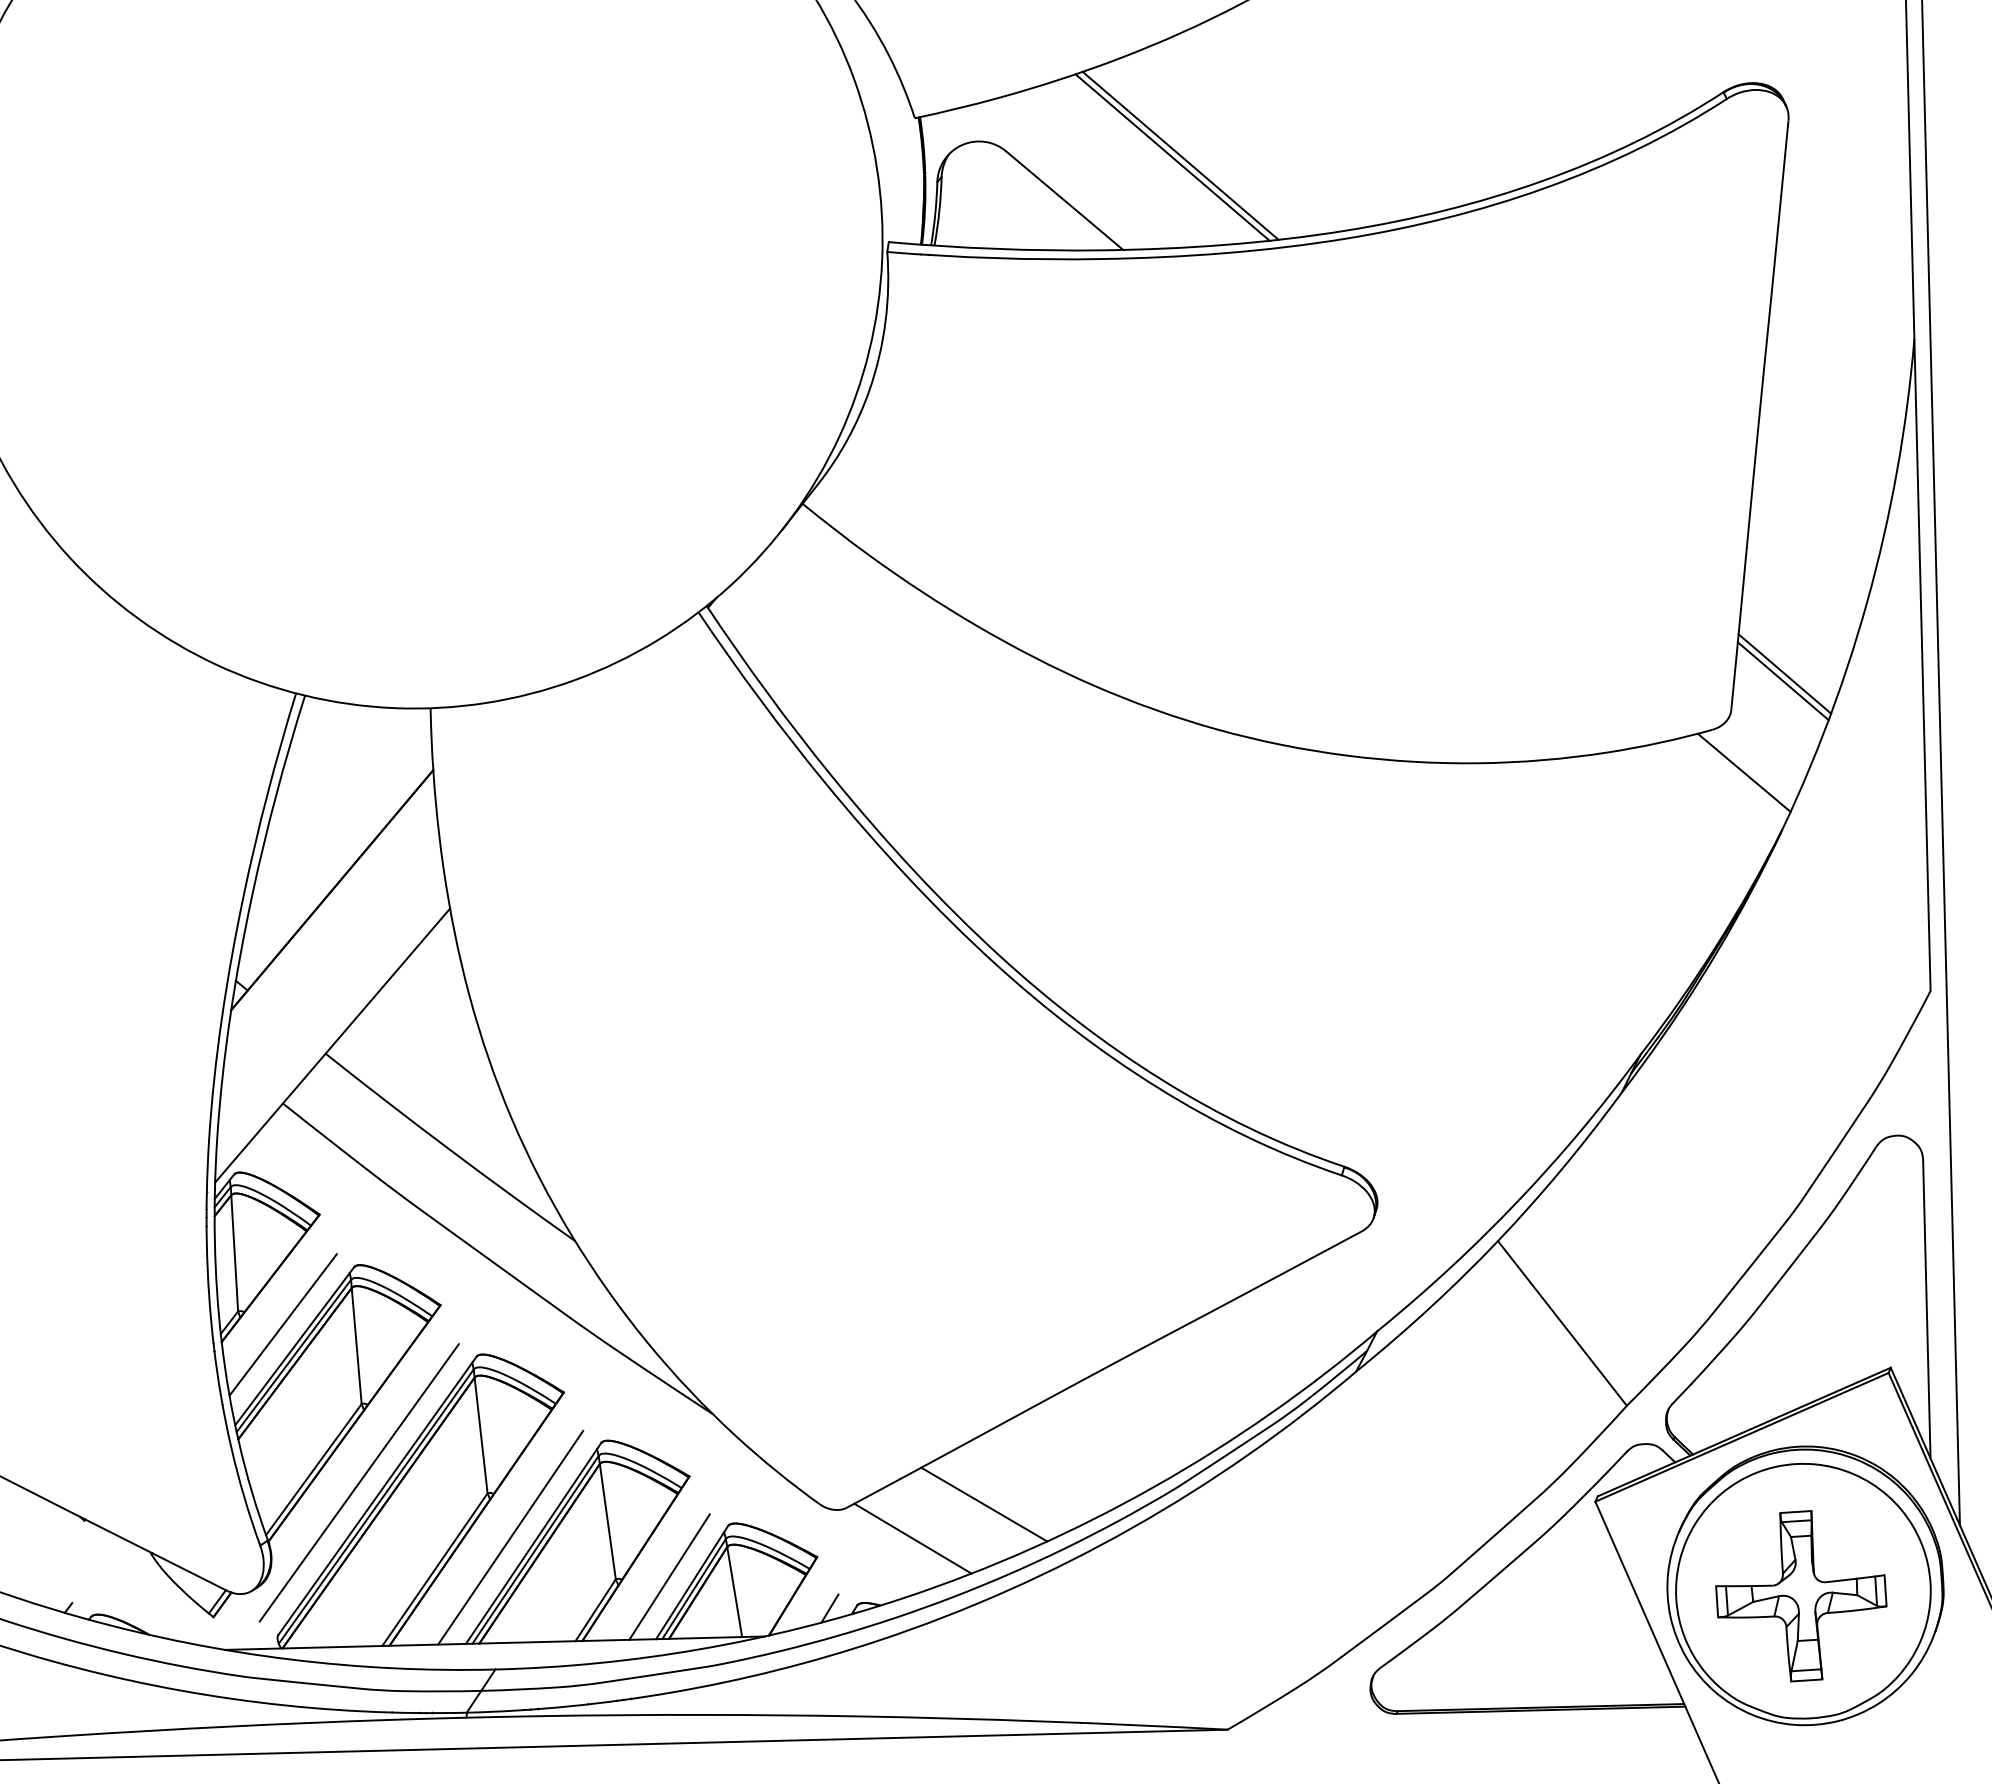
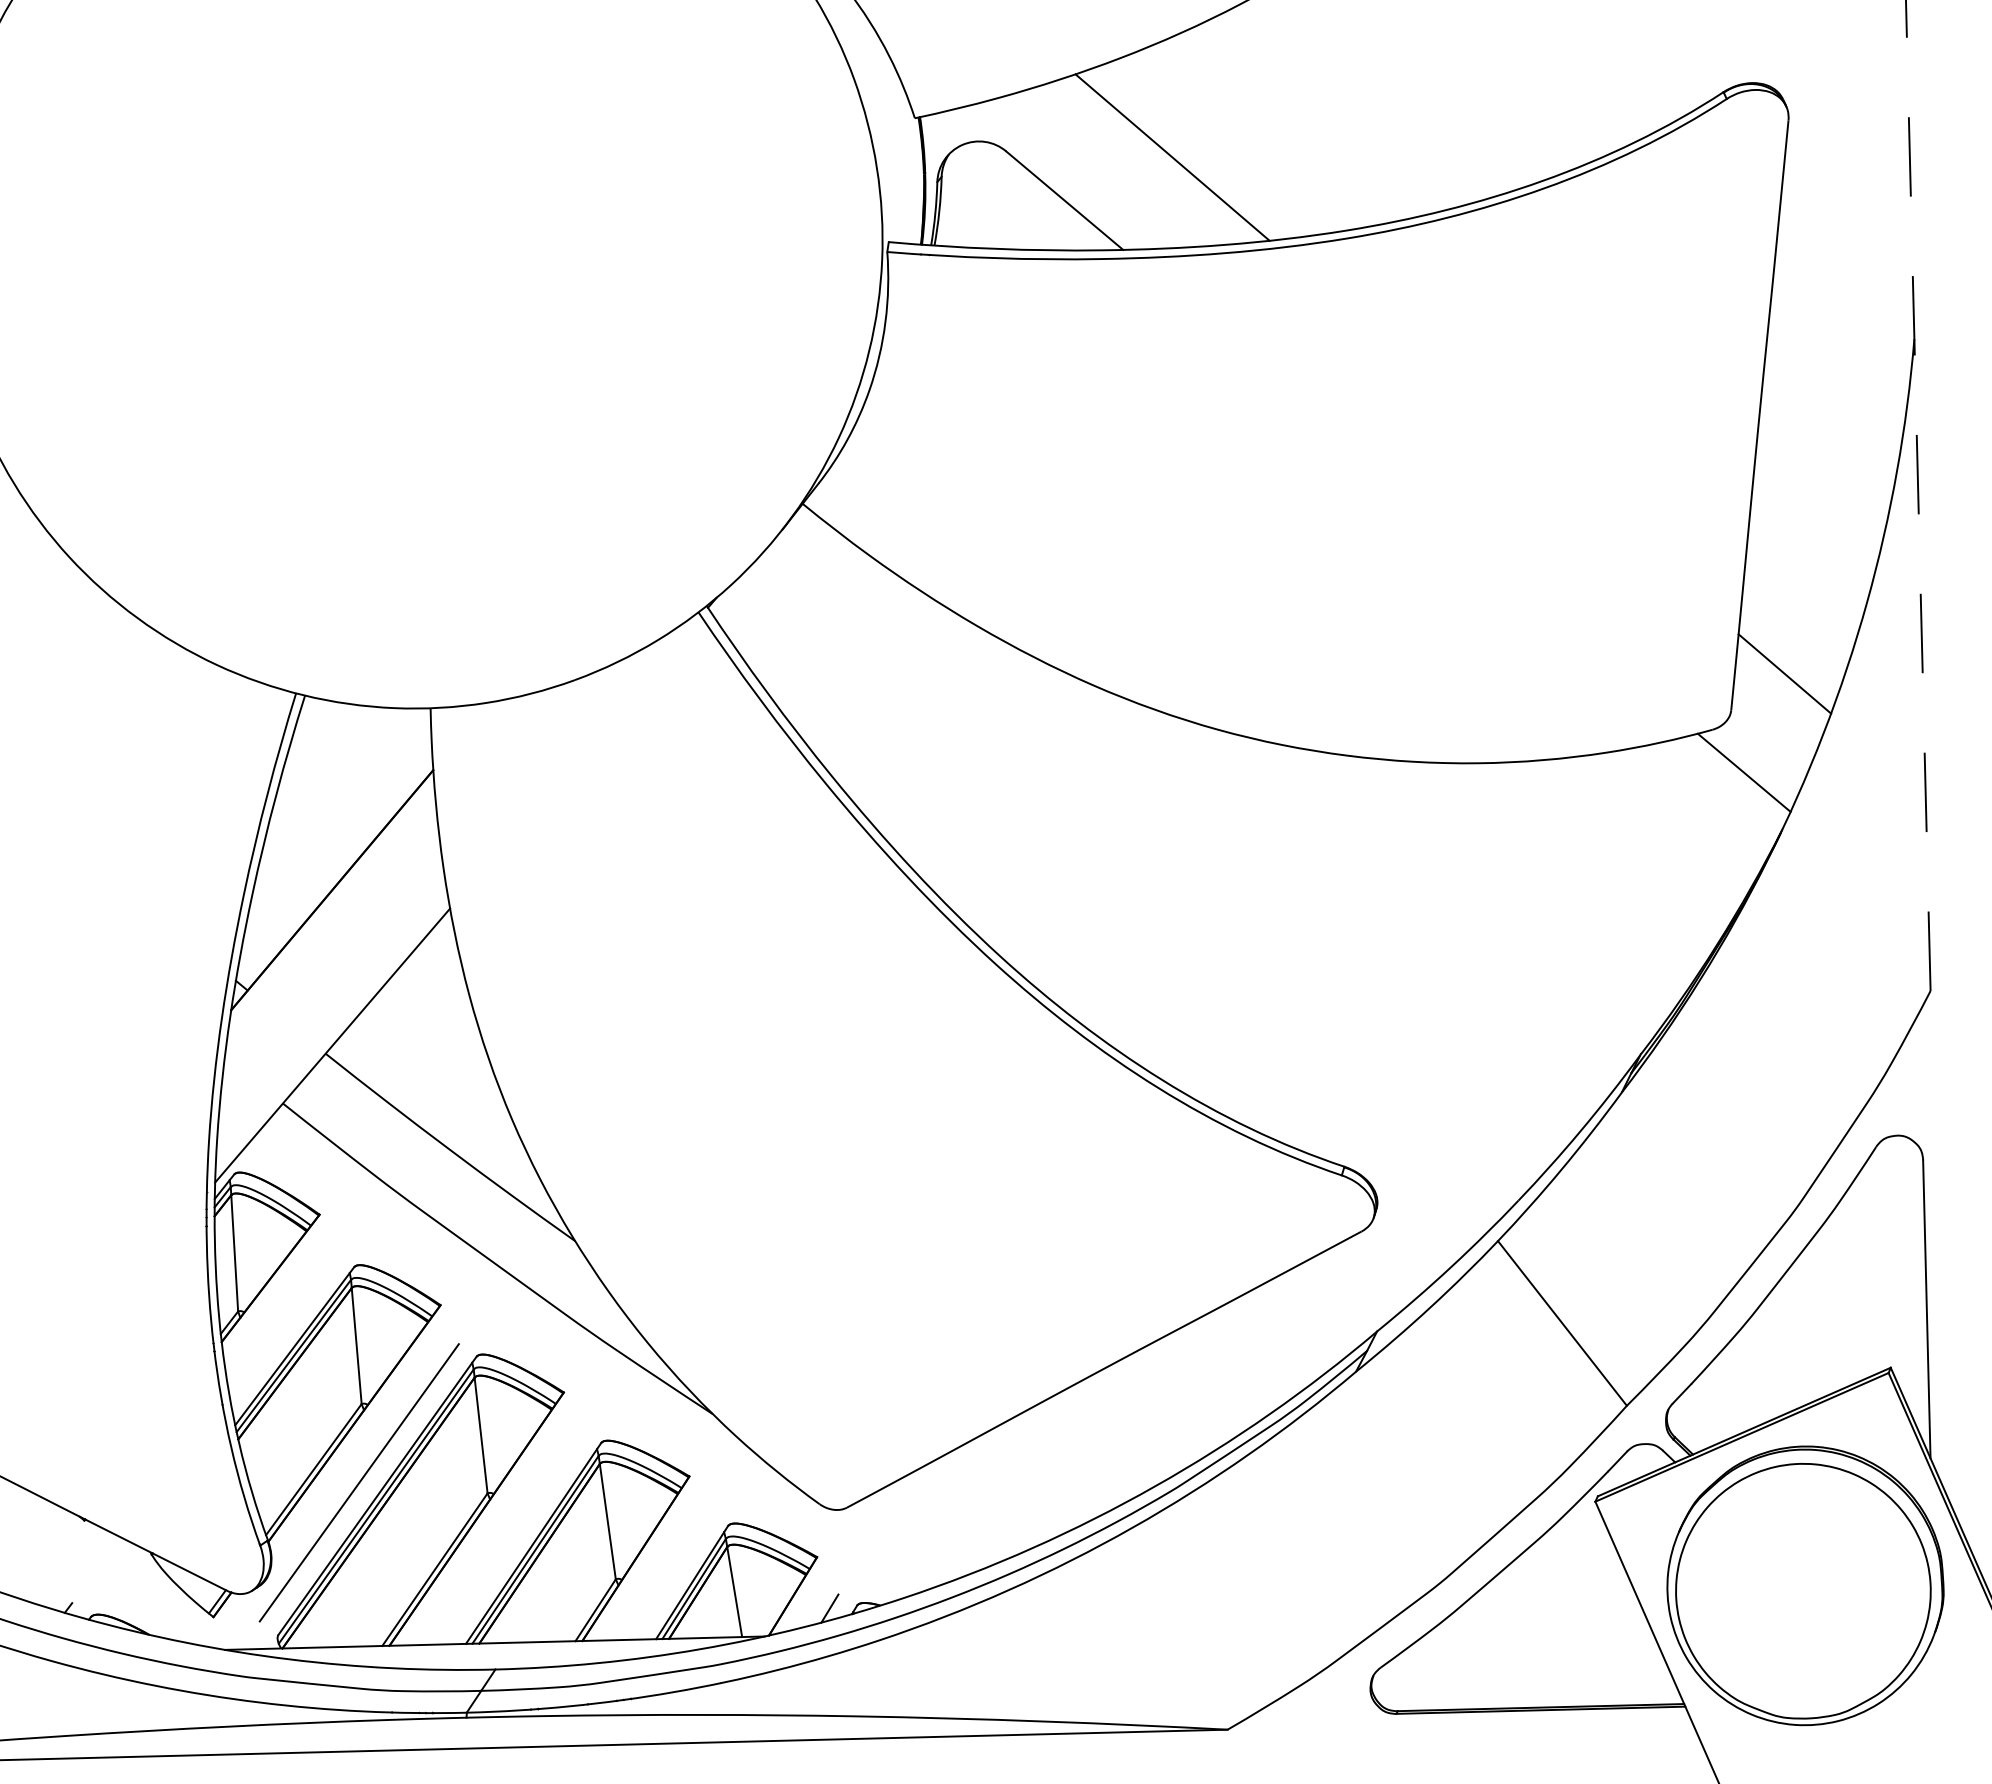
line: present -> none (1180, 155)
line: solid -> dashed (1918, 495)
line: present -> none (1782, 681)
line: present -> none (1940, 763)
line: present -> none (282, 1324)
line: present -> none (984, 1504)
line: present -> none (510, 1537)
line: present -> none (912, 1538)
line: present -> none (669, 1576)
part: present -> none (1801, 1596)
